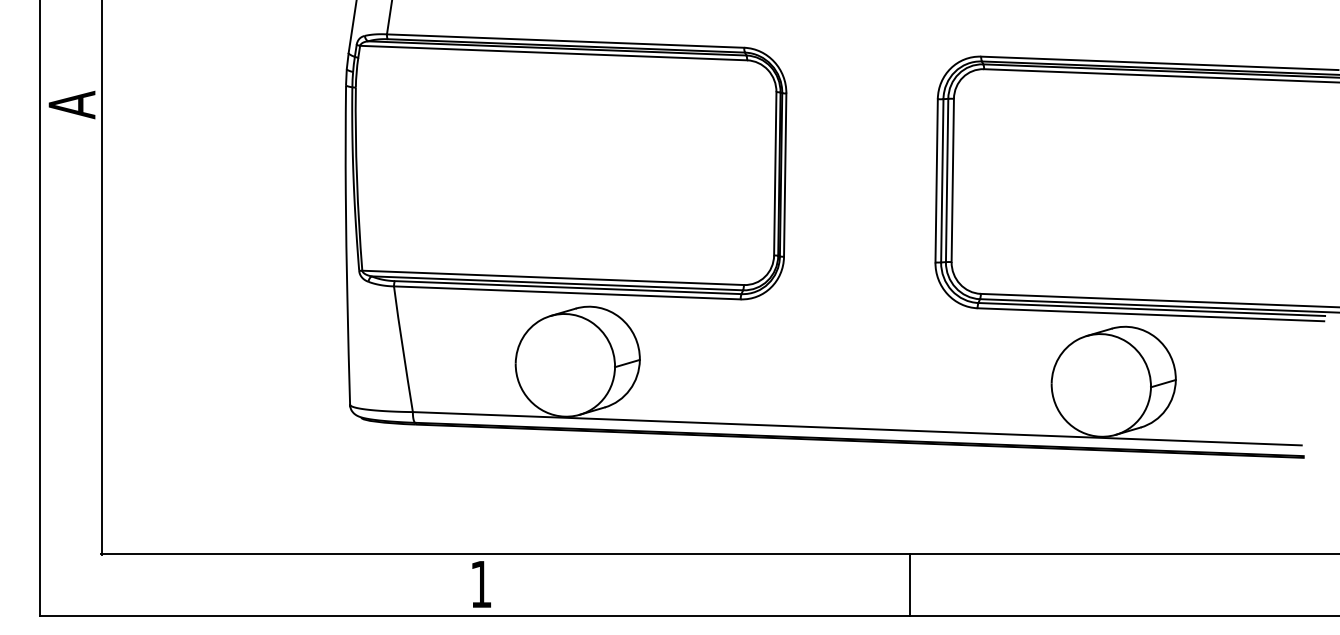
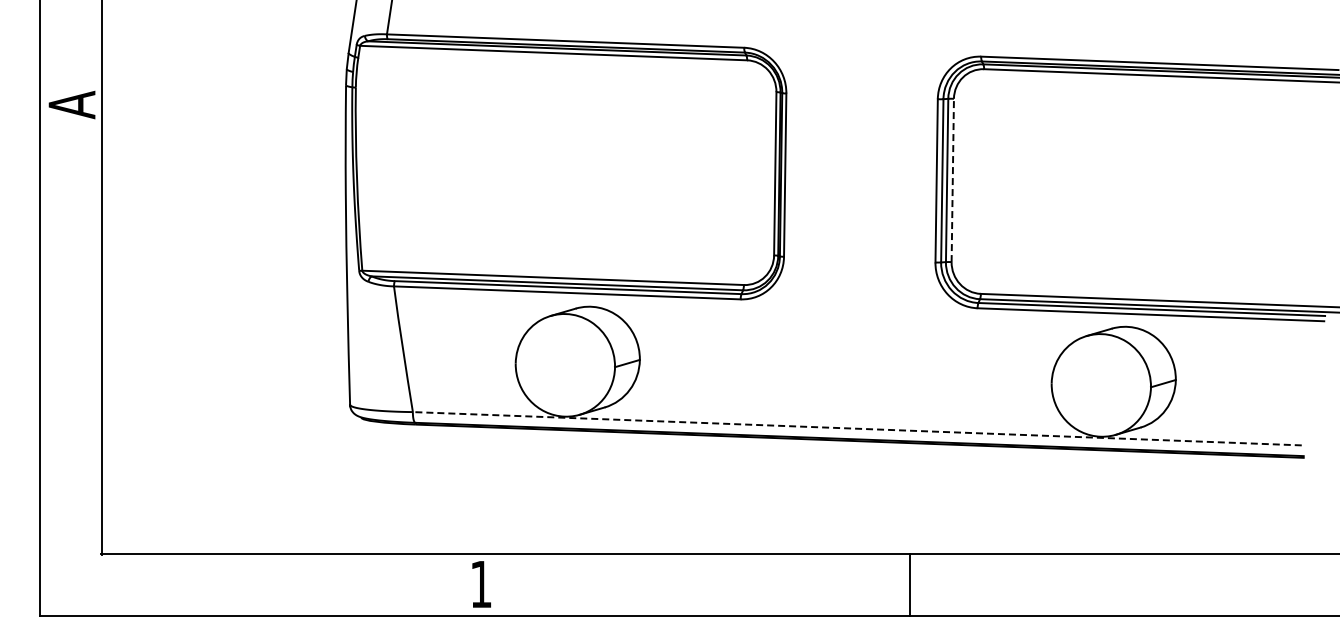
line: solid -> dashed (952, 180)
line: solid -> dashed (857, 428)
